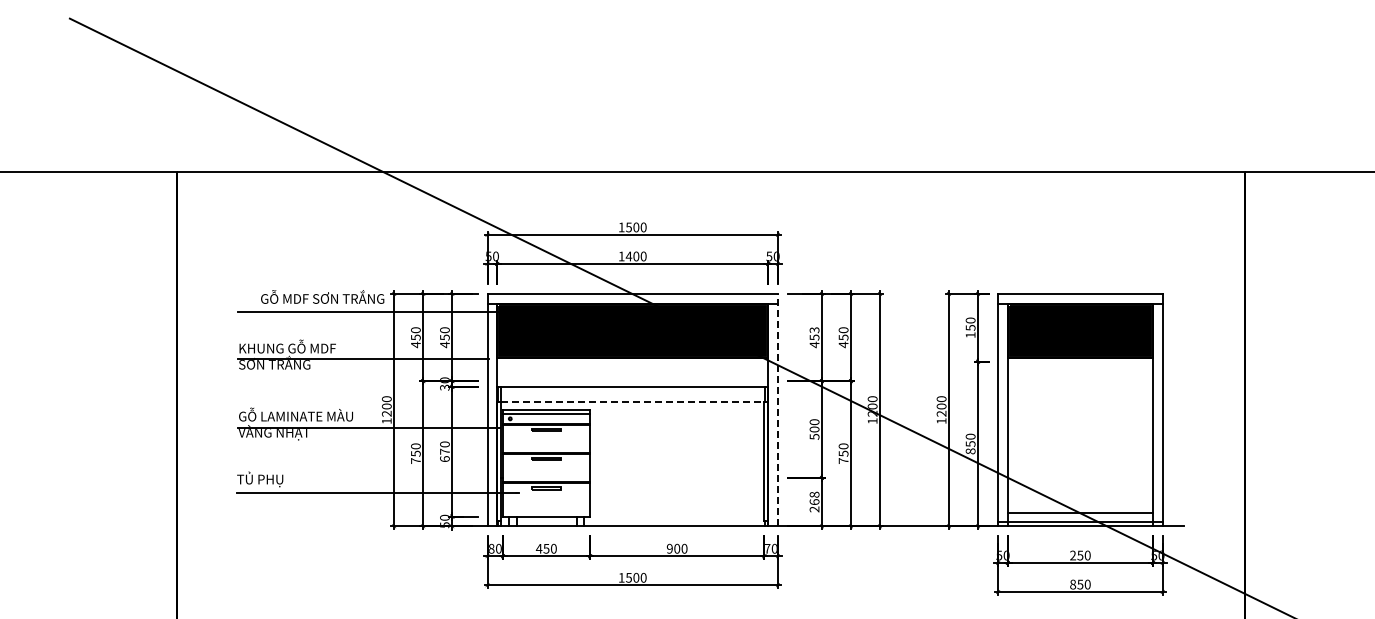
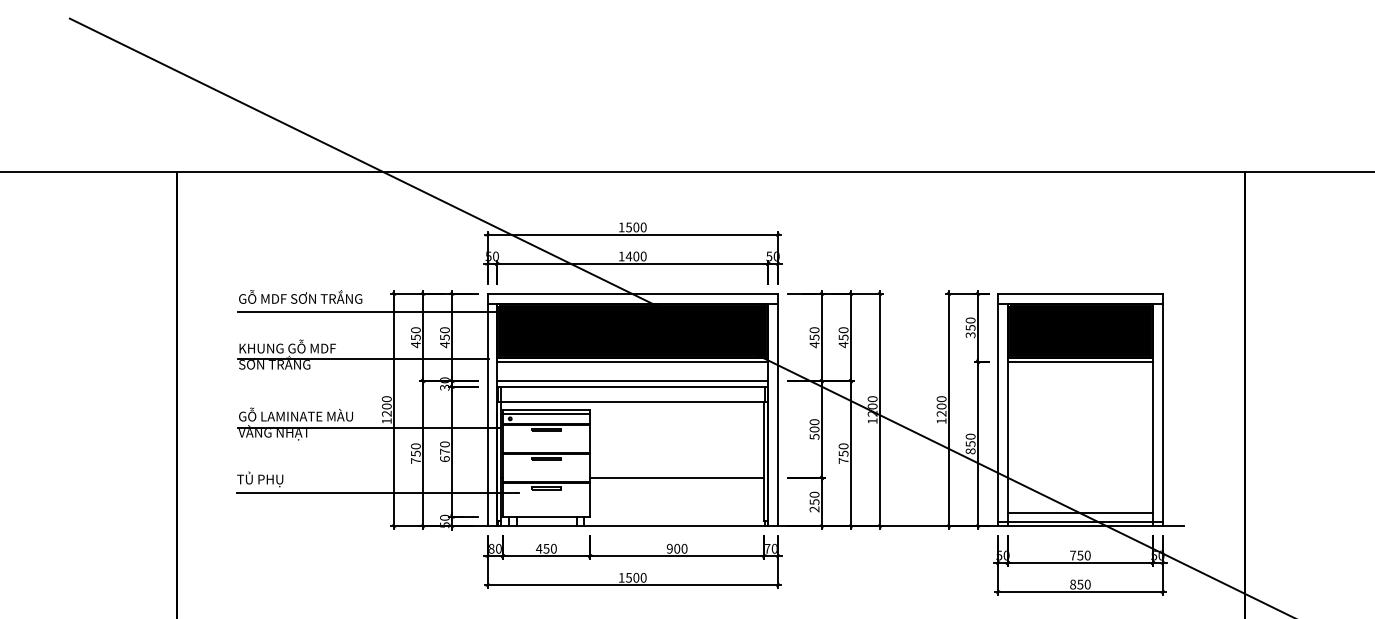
text position: (322, 296) -> (300, 296) (300, 296)
text: 453 -> 450 (814, 330)
text: 150 -> 350 (970, 335)
line: none -> present (632, 361)
line: none -> present (1080, 361)
line: none -> present (632, 381)
line: dashed -> solid (632, 402)
line: dashed -> solid (777, 409)
line: none -> present (677, 477)
text: 268 -> 250 (814, 498)
text: 250 -> 750 (1073, 555)
